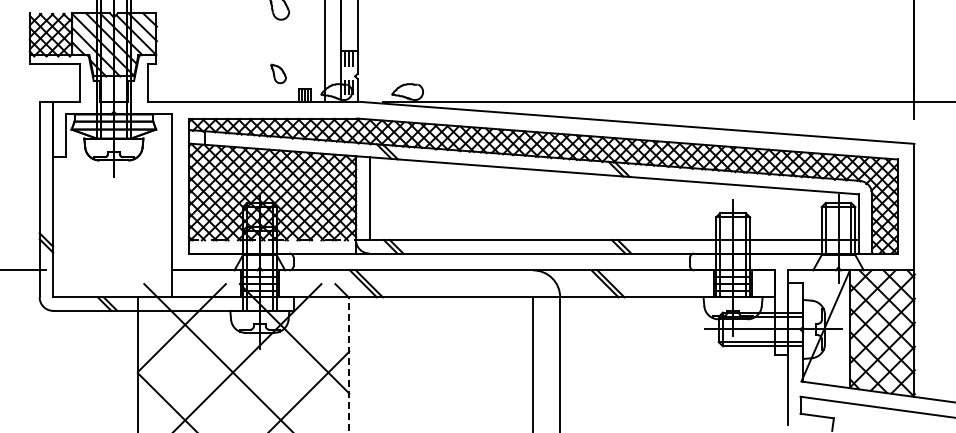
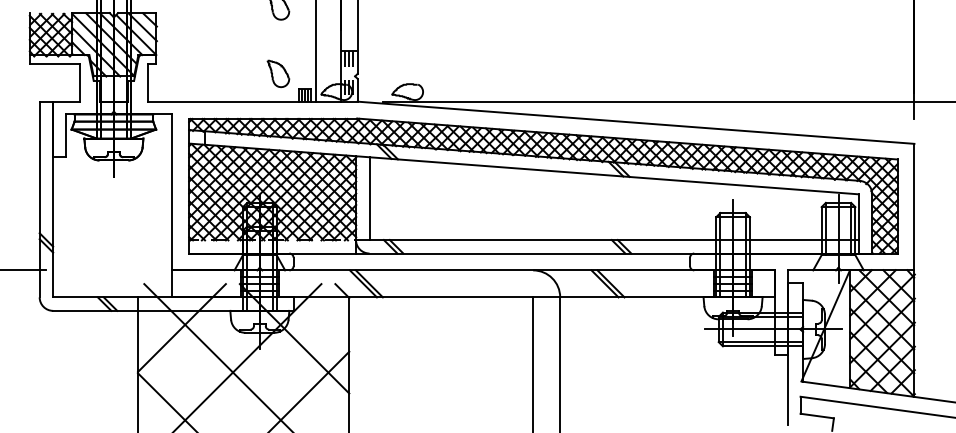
line position: (324, 51) -> (315, 51) (315, 51)
part size: 17x22 px -> 25x30 px (278, 73)
line: dashed -> solid (349, 364)
